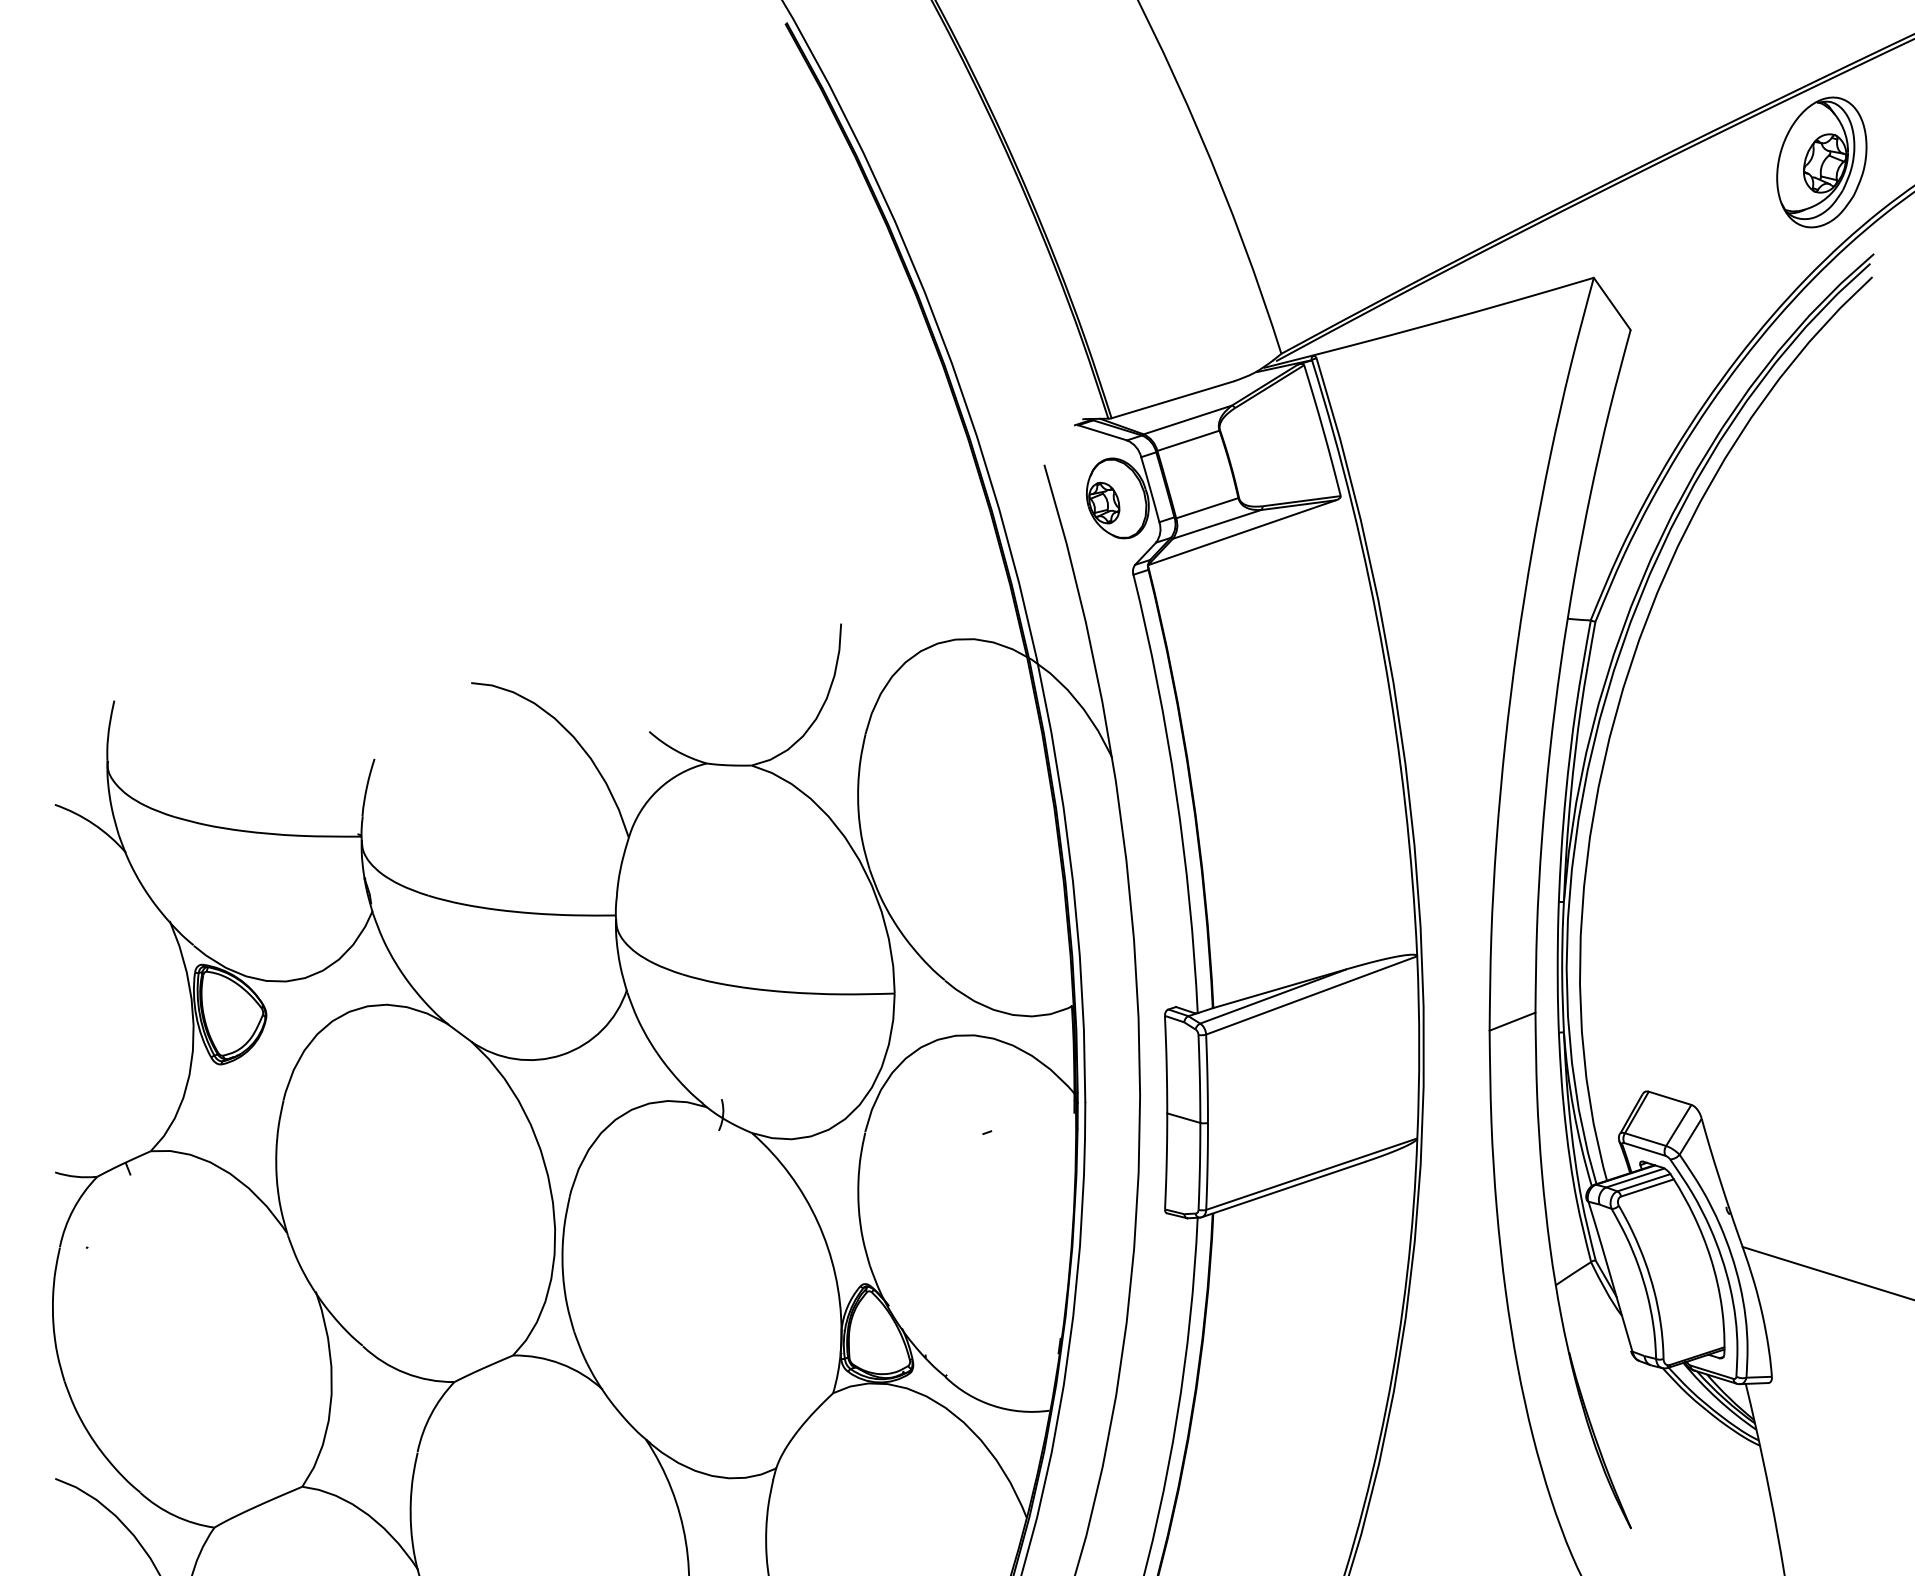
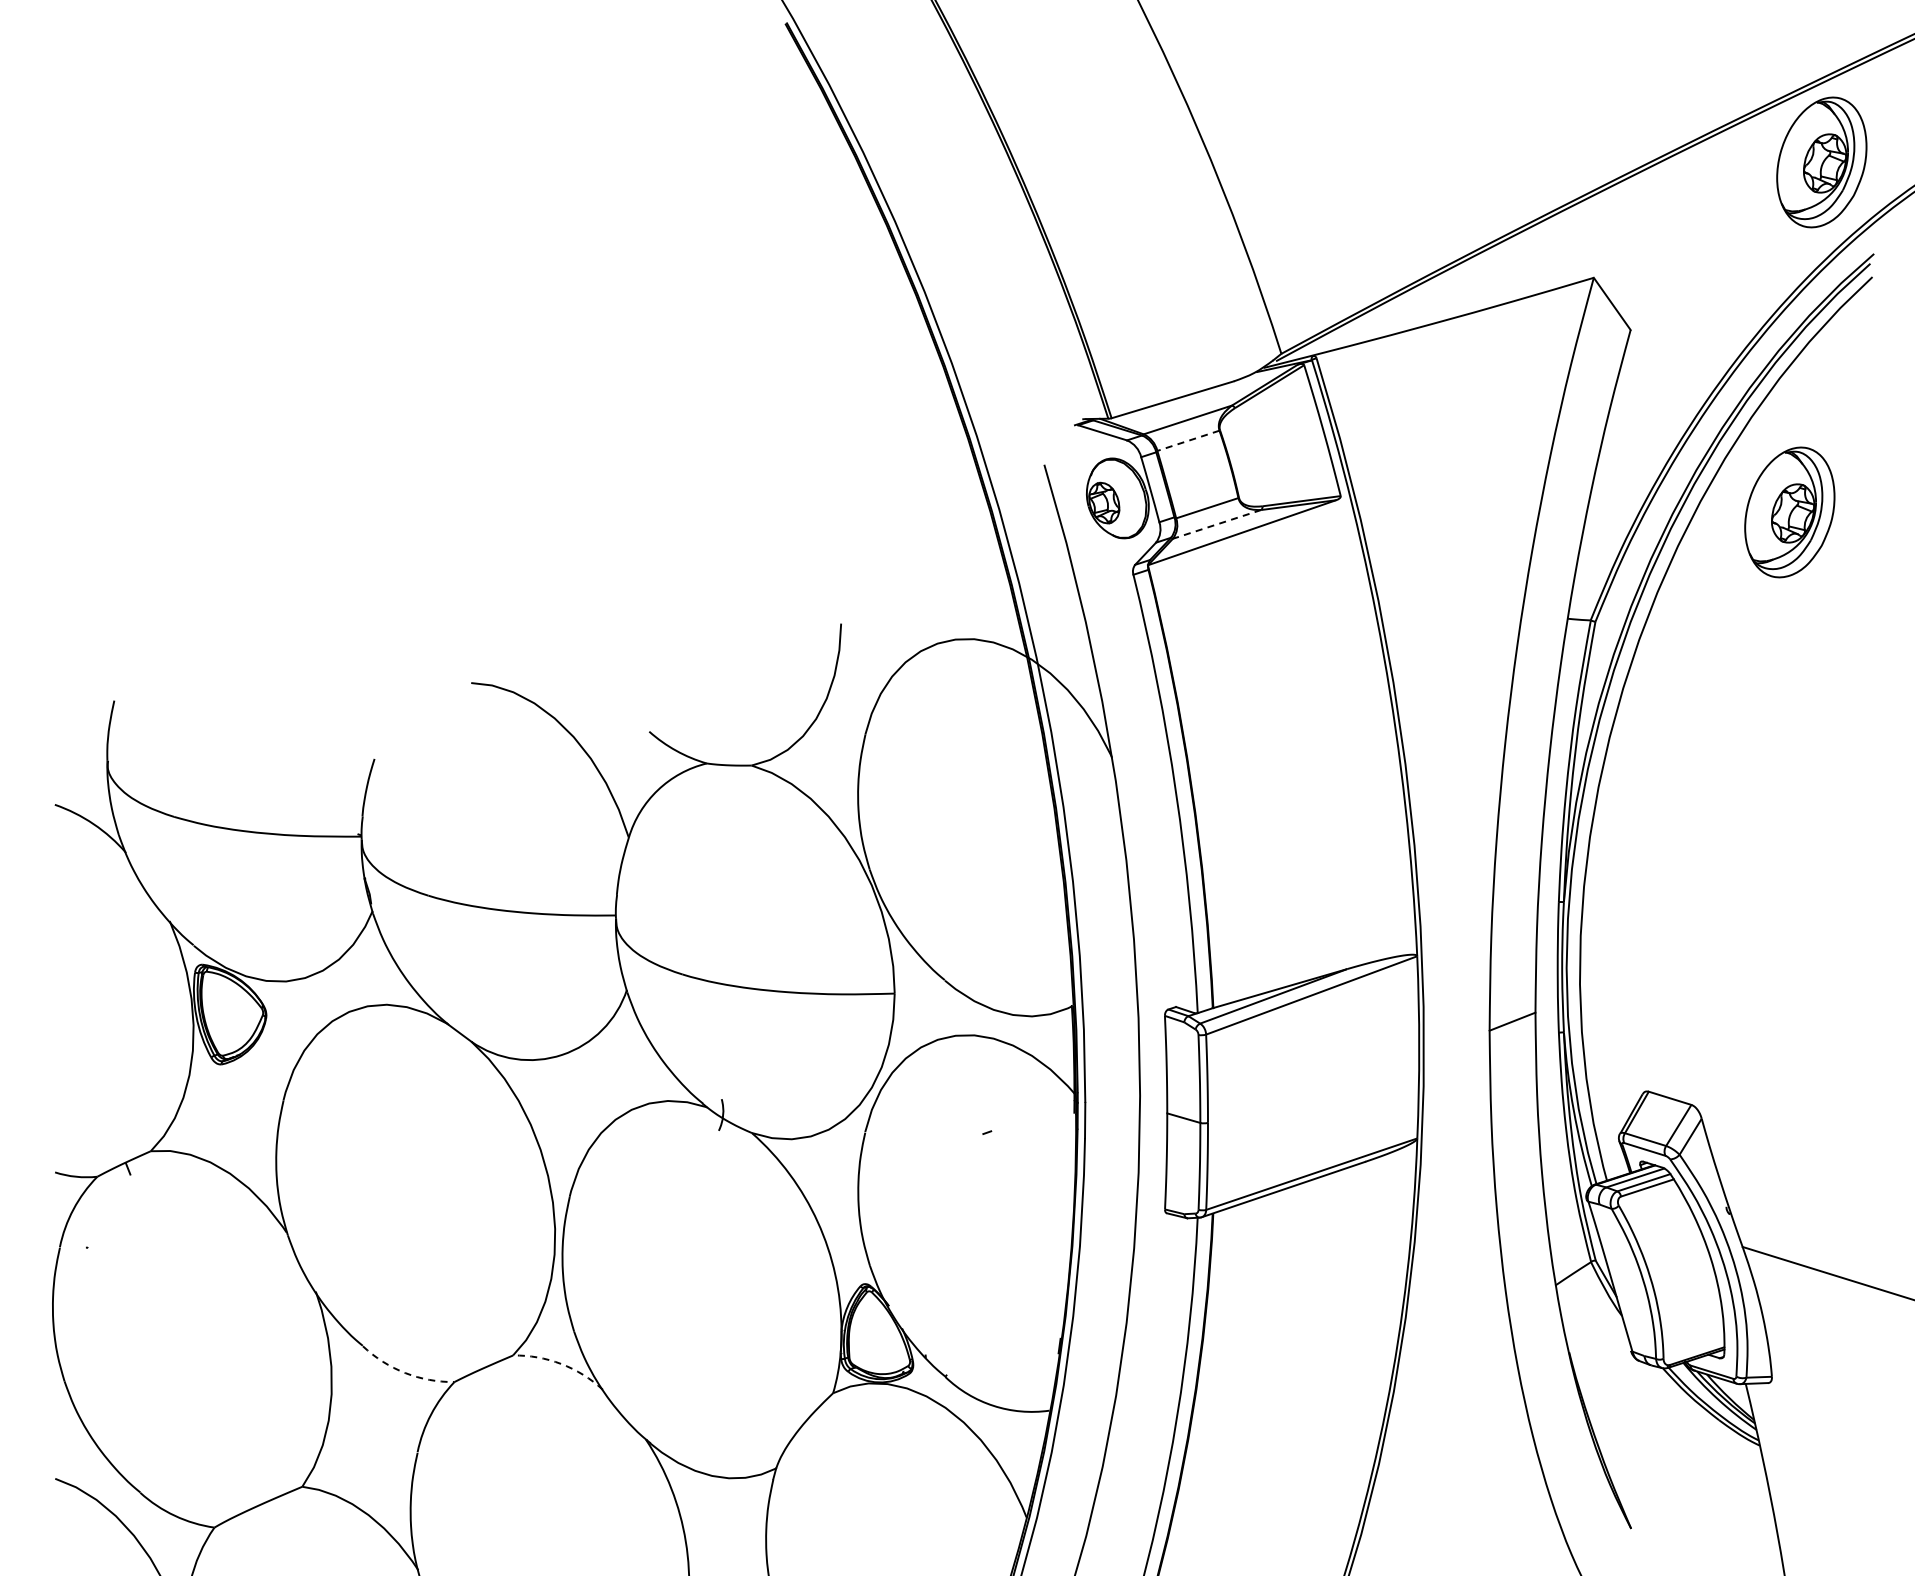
line: solid -> dashed (1188, 440)
part: none -> present (1789, 512)
line: solid -> dashed (1216, 524)
arc: solid -> dashed (561, 1364)
arc: solid -> dashed (405, 1373)
